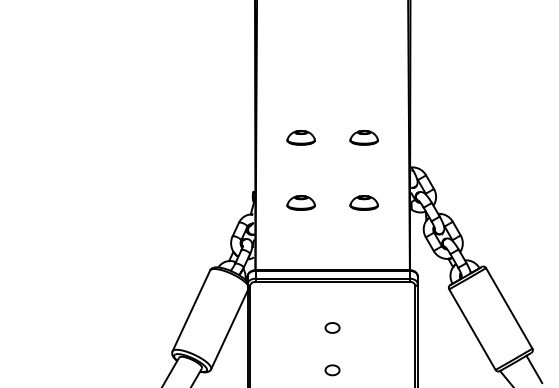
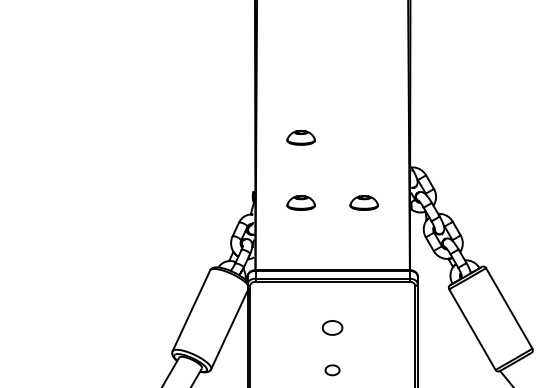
part: present -> none (363, 137)
part size: 17x12 px -> 23x16 px (332, 327)
line: present -> none (534, 369)
